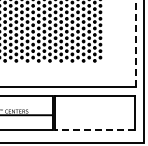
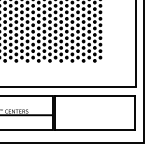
line: dashed -> solid (136, 43)
line: dashed -> solid (94, 130)
